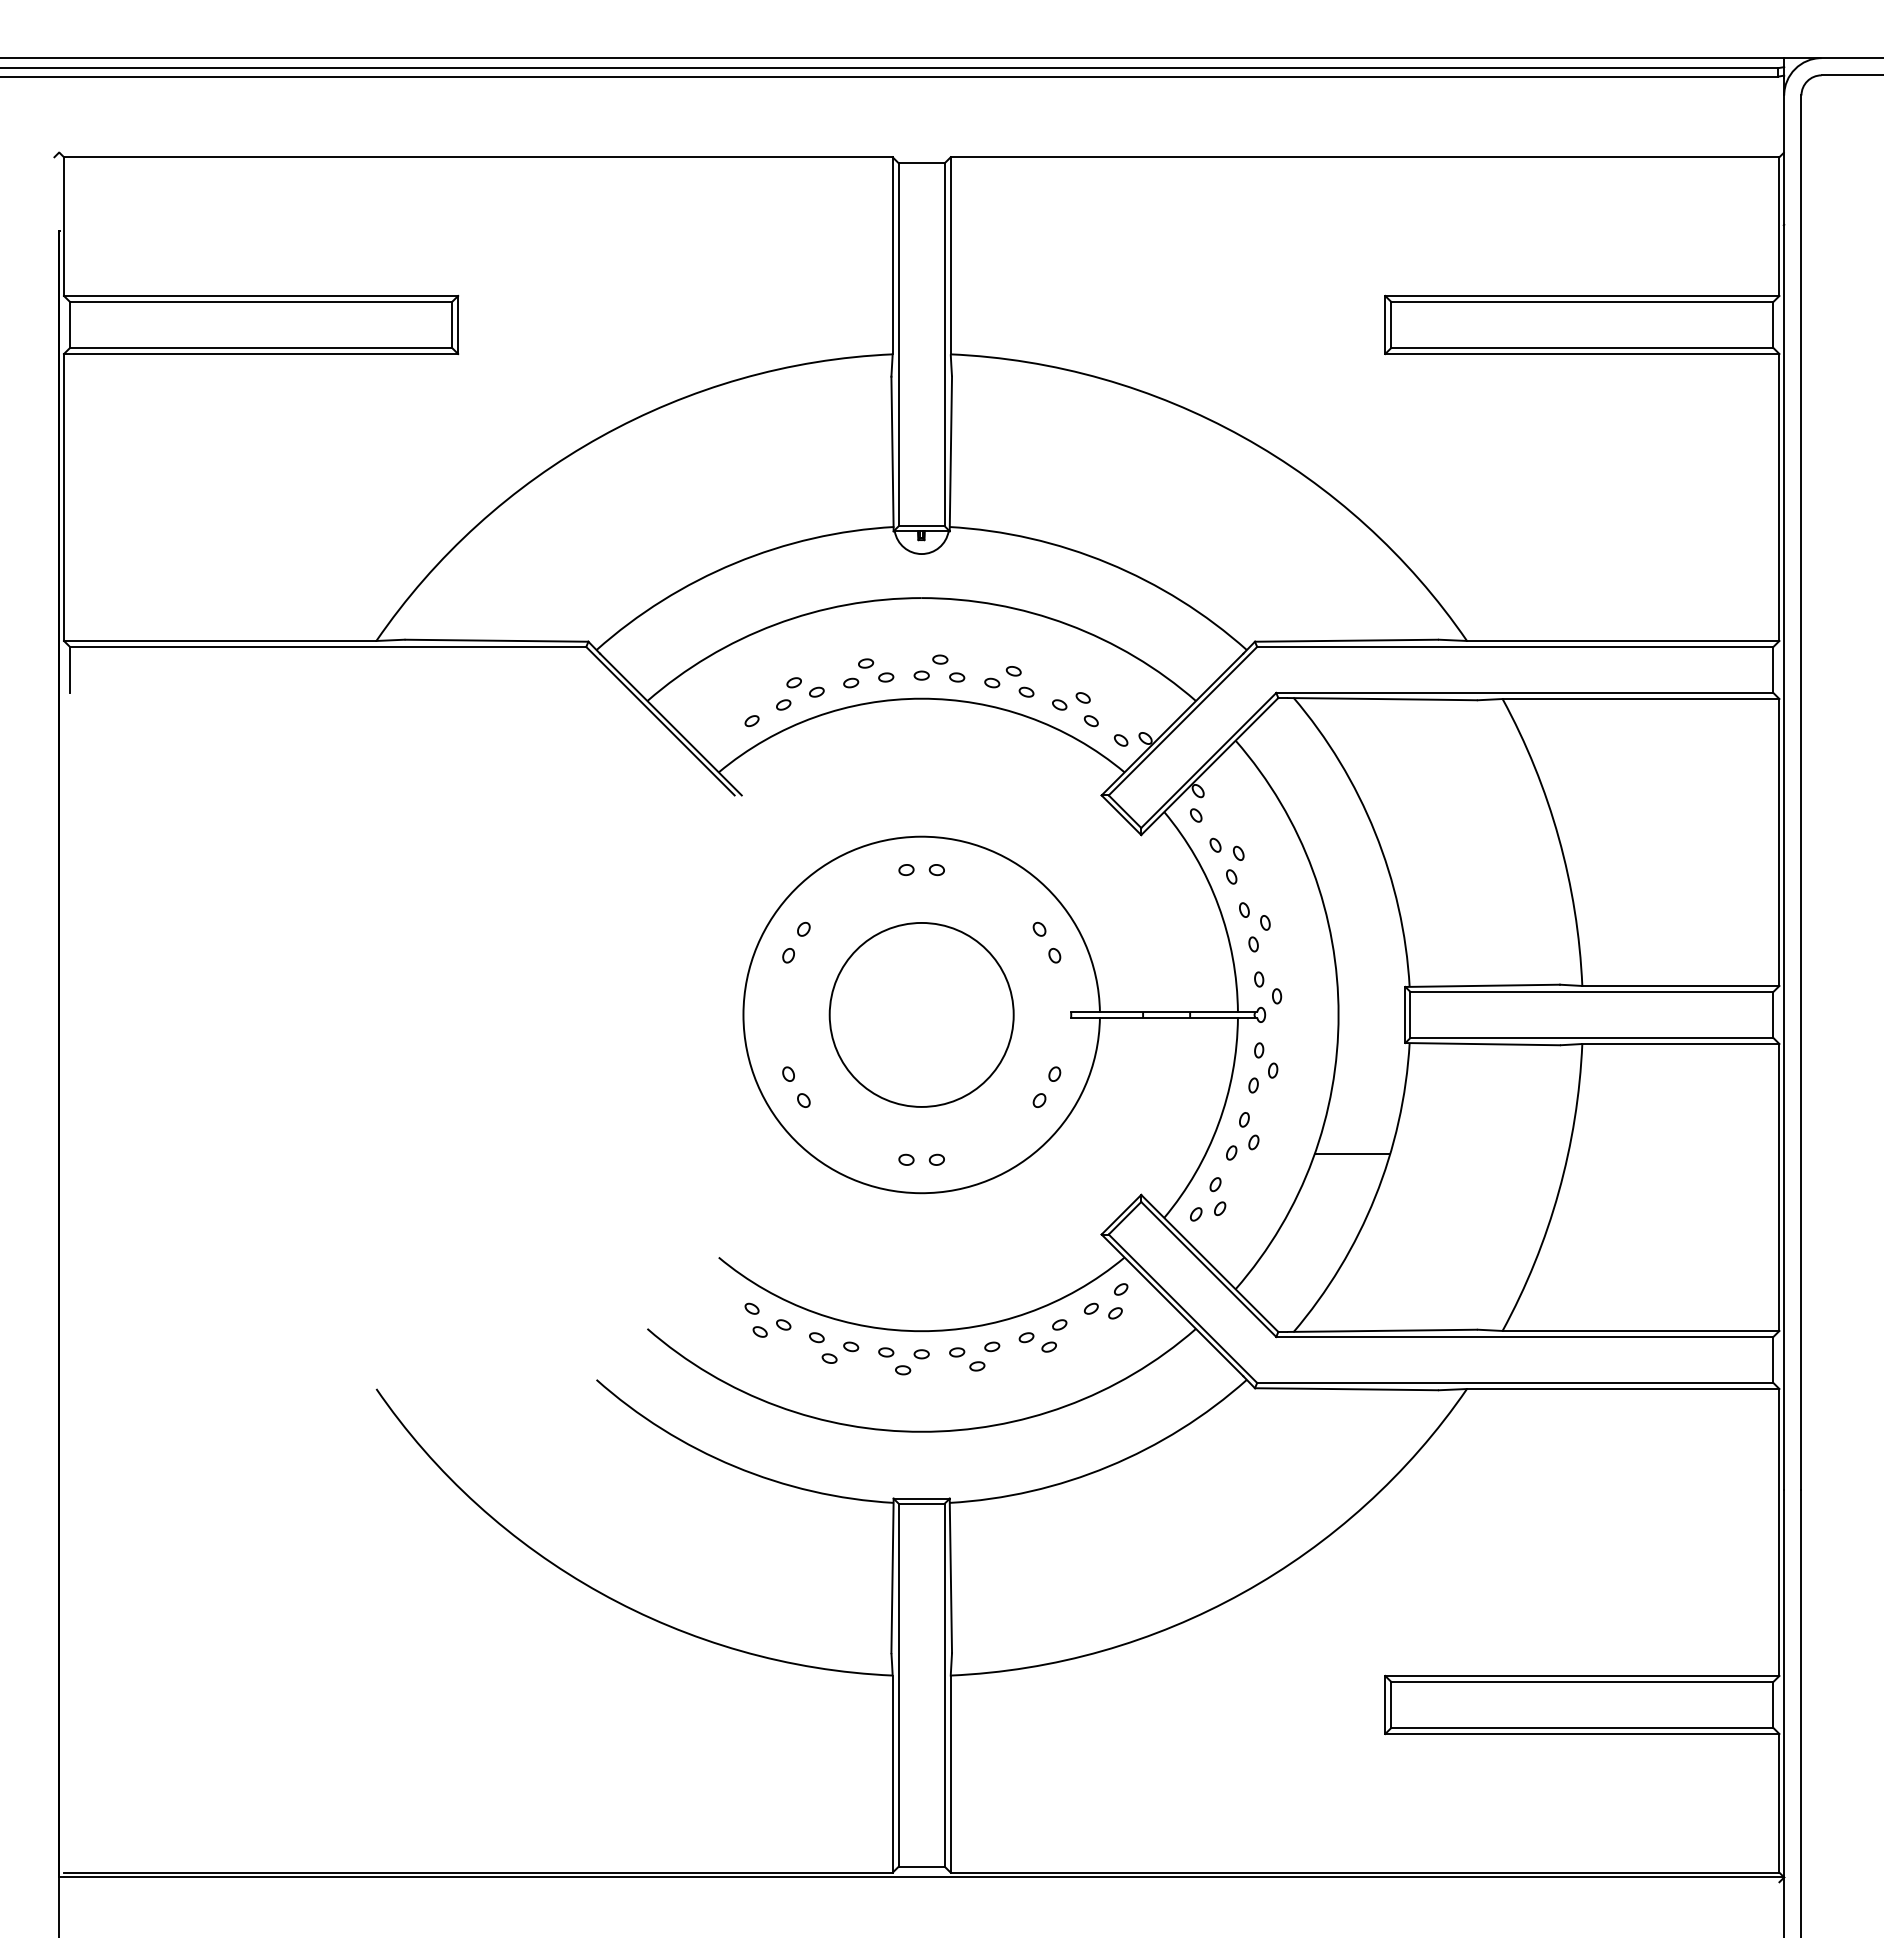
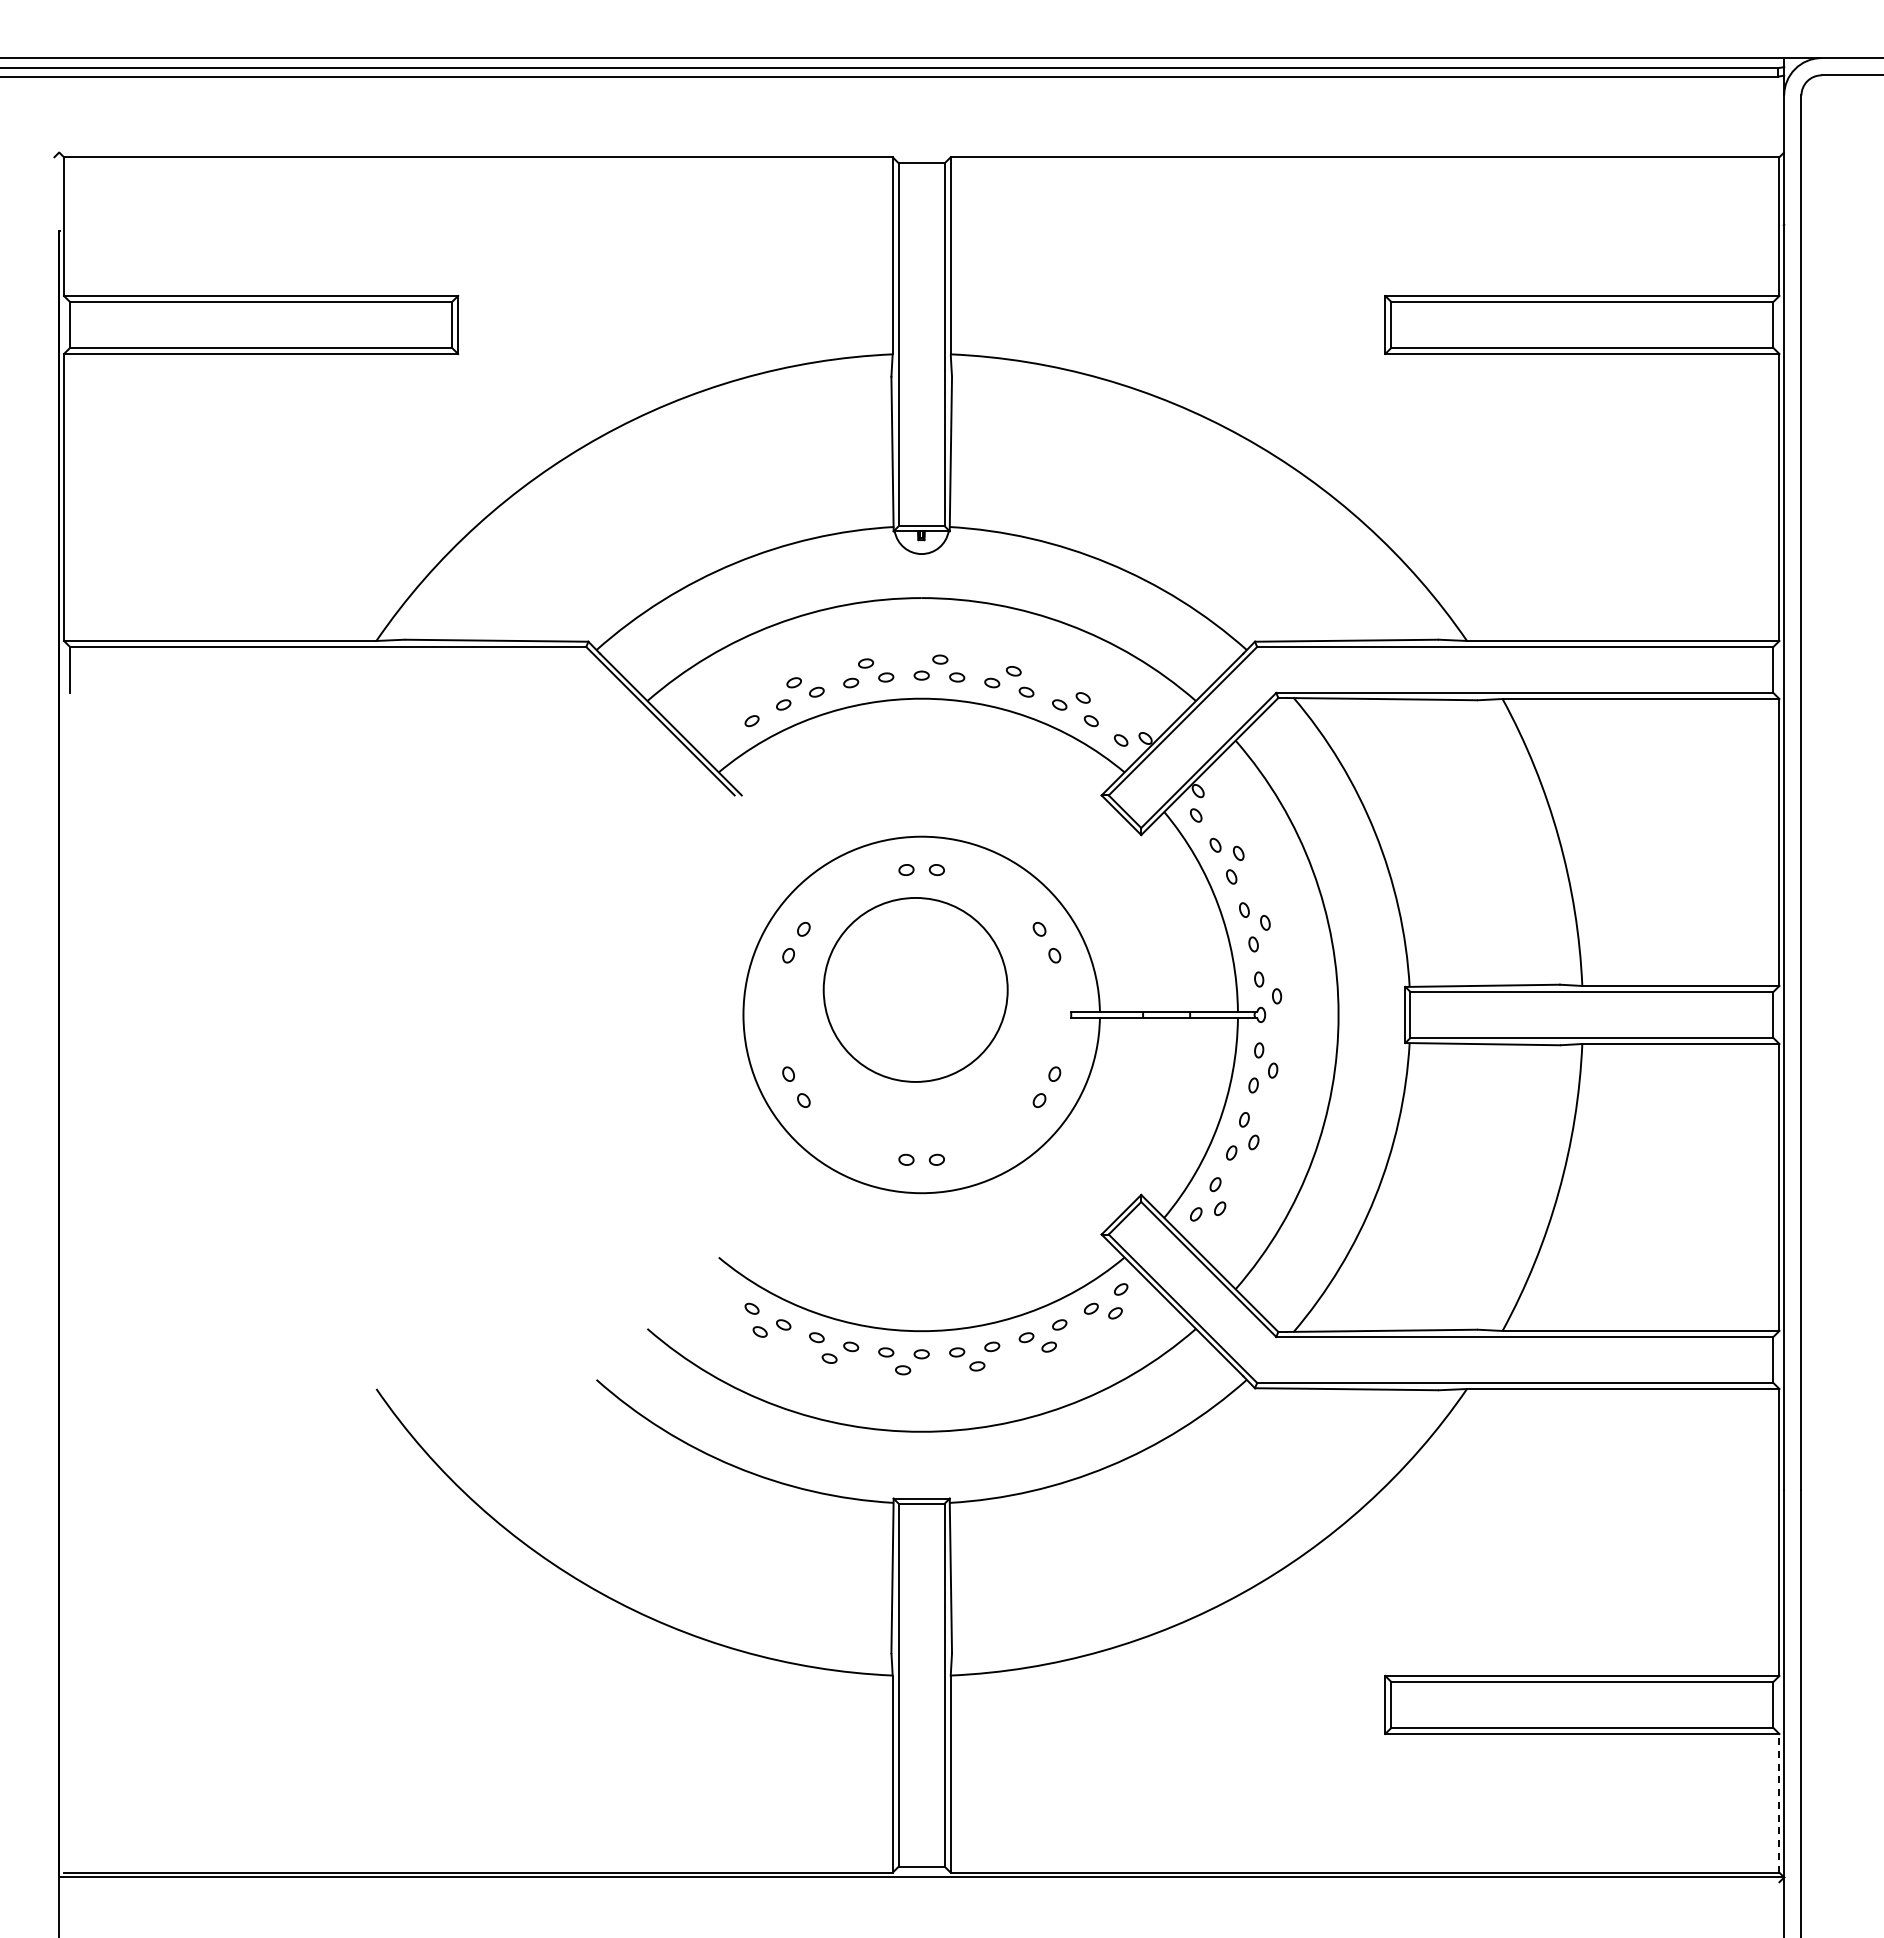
circle position: (921, 1014) -> (915, 989) (915, 989)
line: present -> none (1352, 1153)
line: solid -> dashed (1779, 1802)
